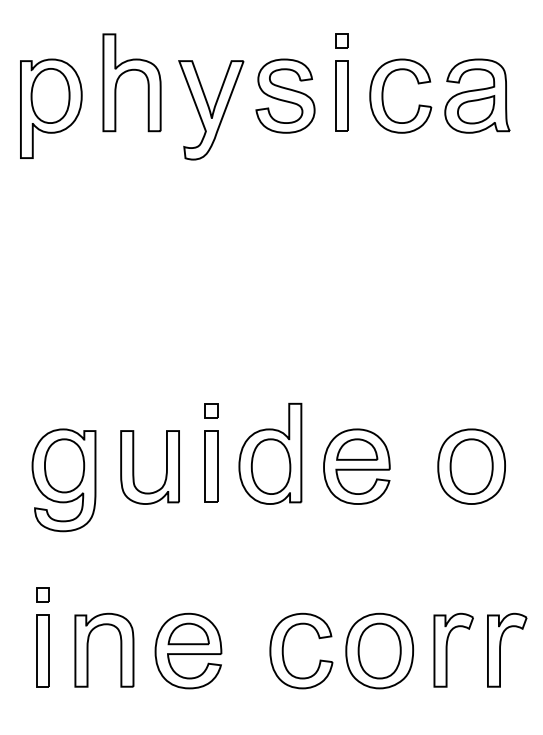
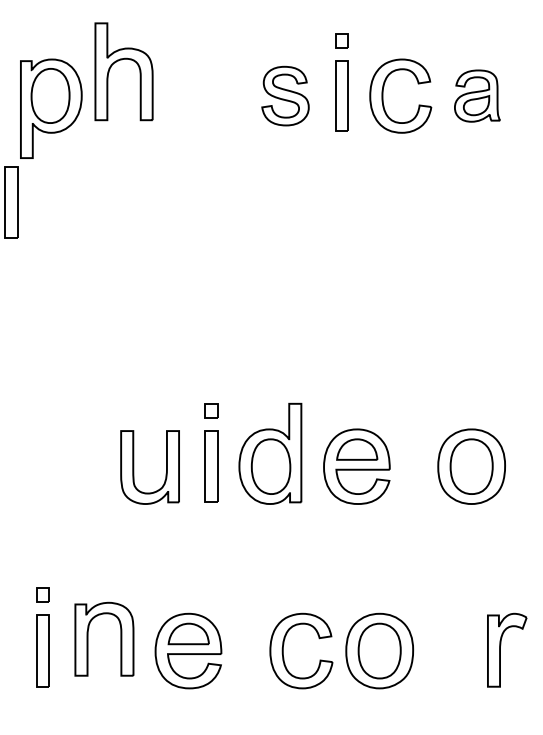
part position: (130, 71) -> (122, 60) (122, 60)
part size: 61x76 px -> 49x62 px (285, 95)
part size: 67x76 px -> 47x54 px (477, 95)
part: present -> none (211, 110)
part: none -> present (11, 202)
part: present -> none (63, 480)
part position: (88, 649) -> (88, 638) (88, 638)
part: present -> none (453, 649)
